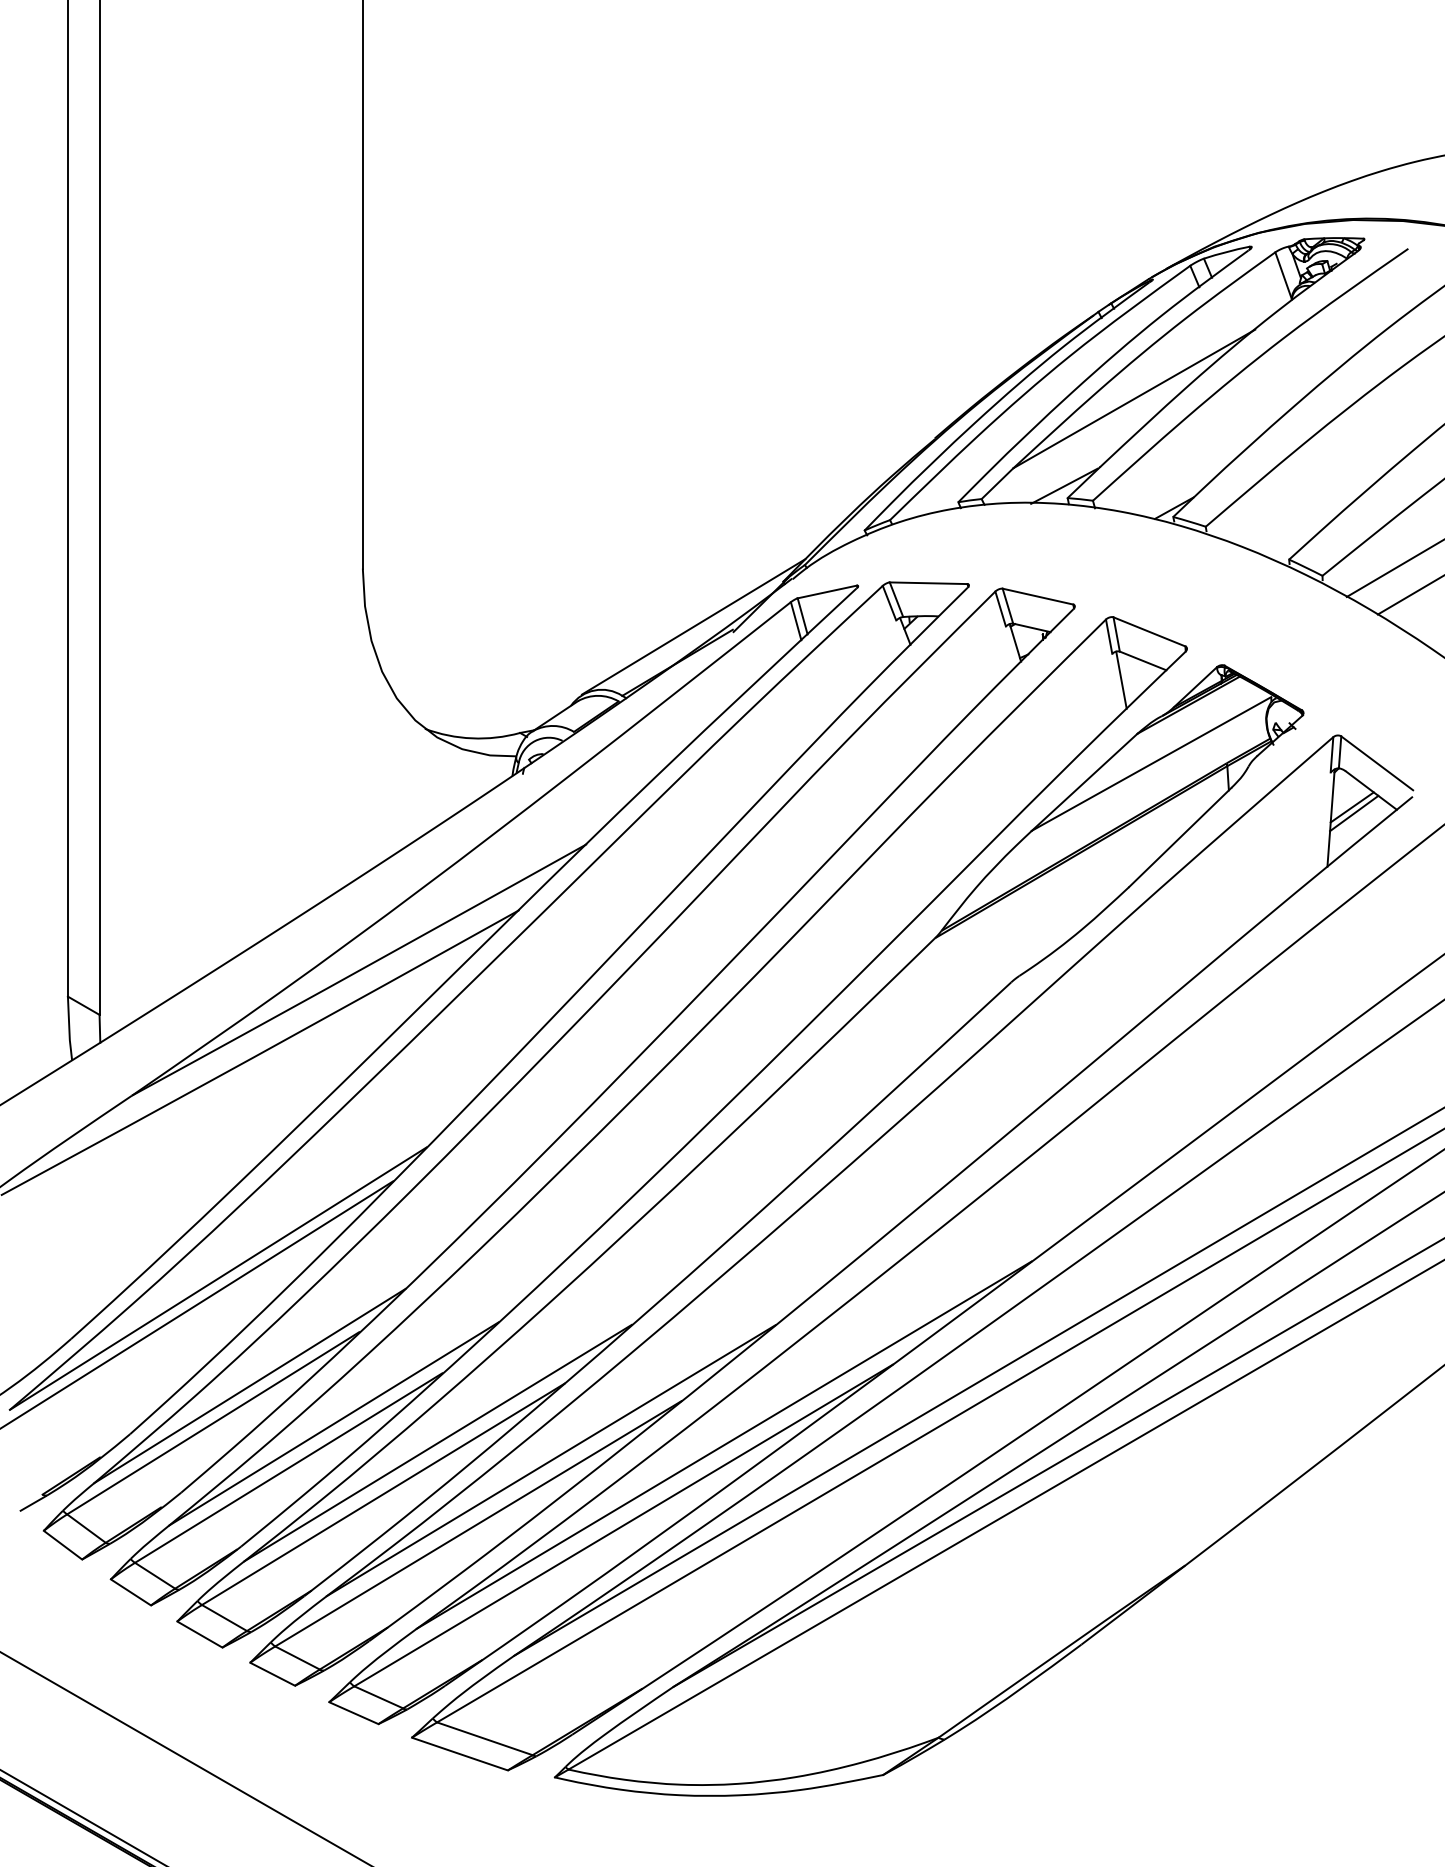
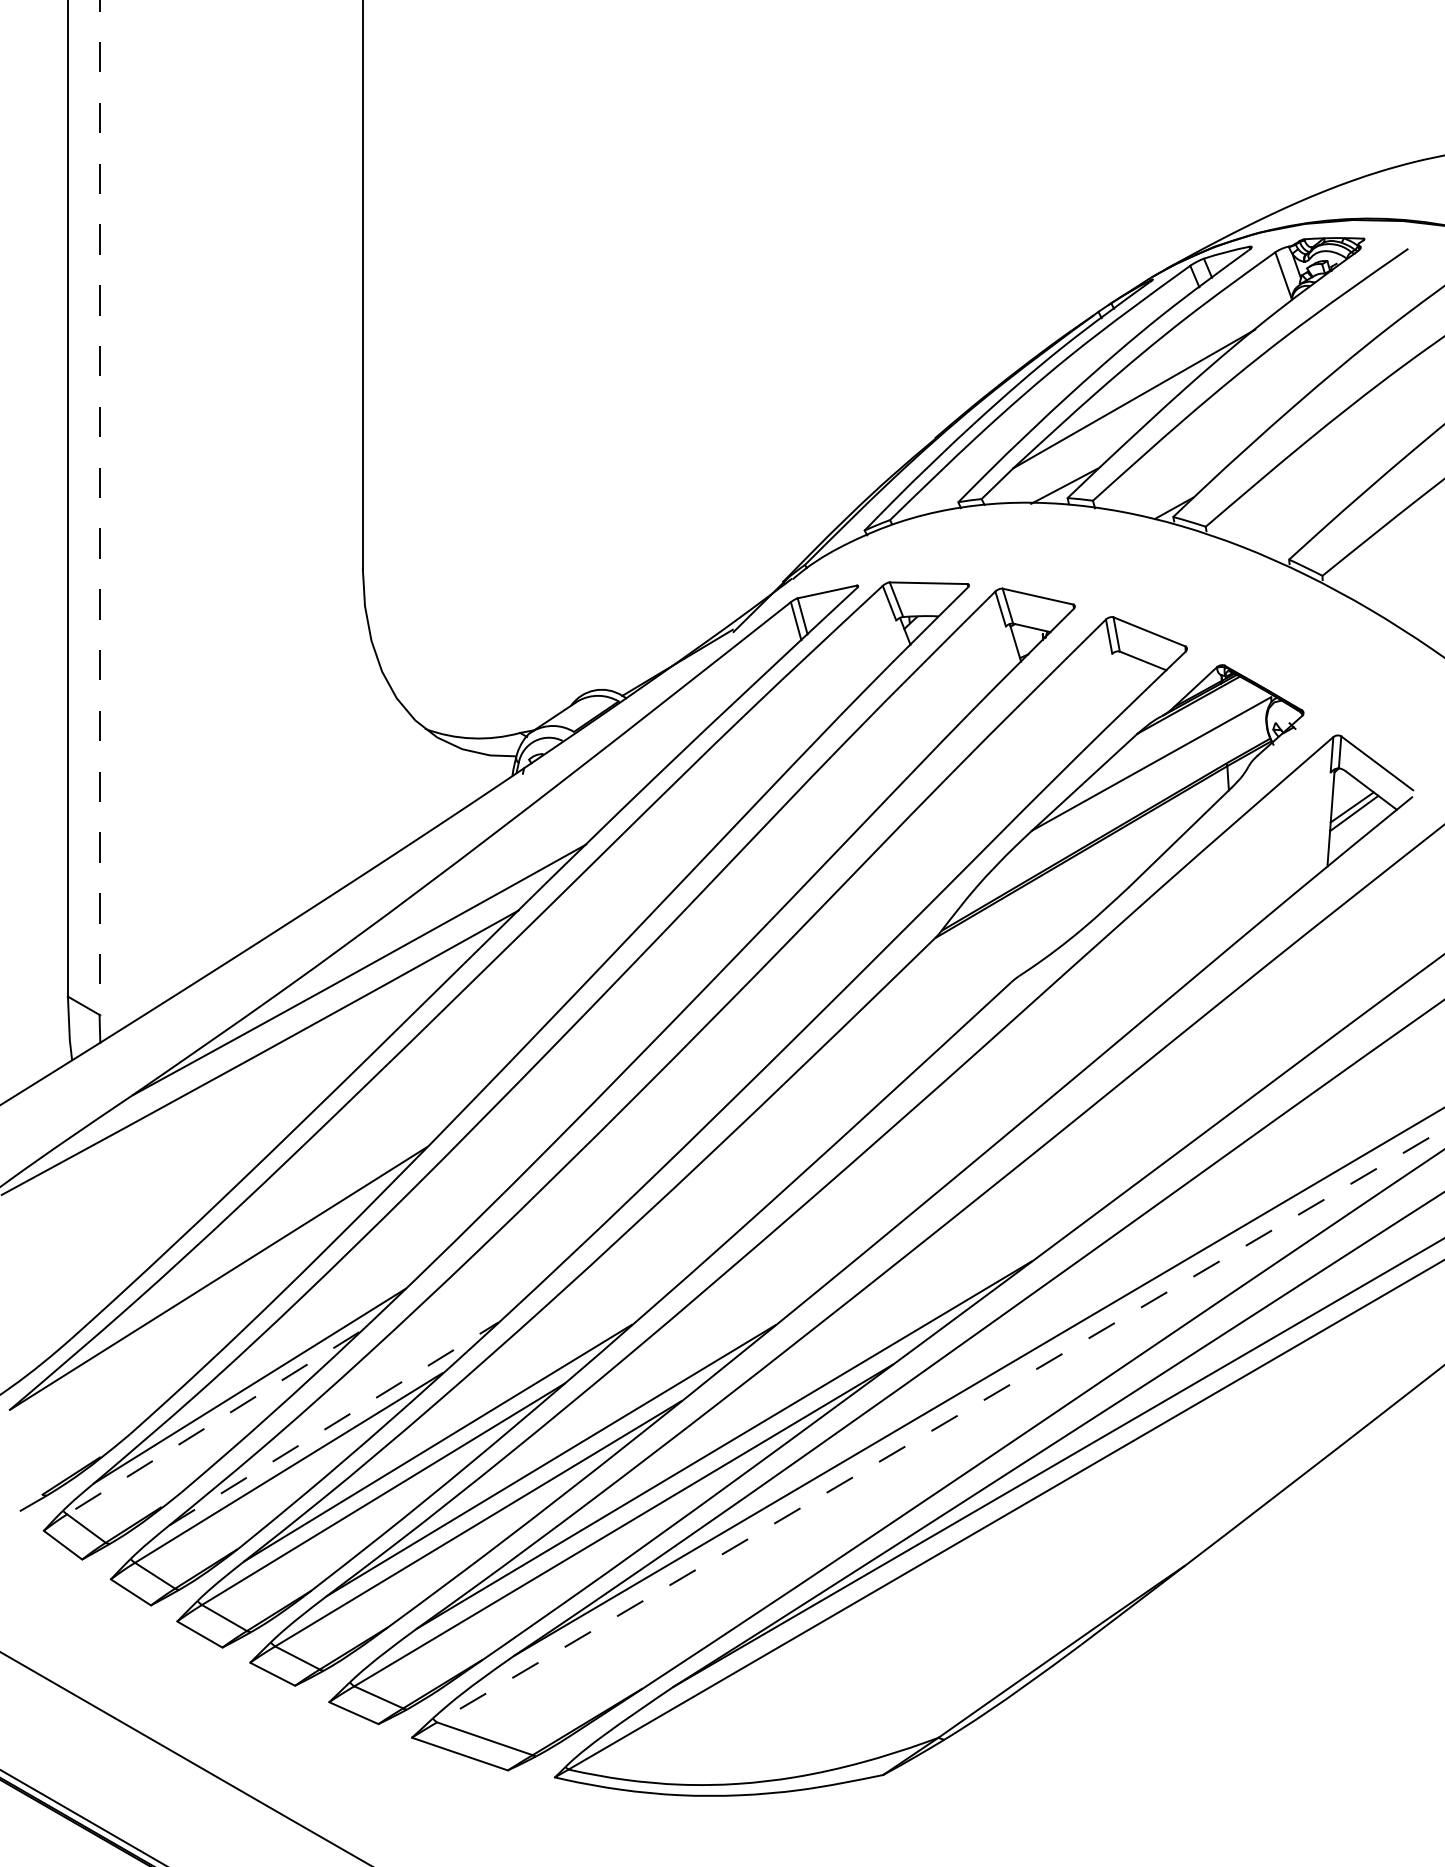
line: solid -> dashed (99, 508)
line: present -> none (1393, 568)
line: present -> none (1409, 595)
line: present -> none (693, 626)
line: present -> none (1121, 679)
line: present -> none (197, 1304)
line: solid -> dashed (212, 1423)
line: solid -> dashed (334, 1423)
line: solid -> dashed (940, 1425)
